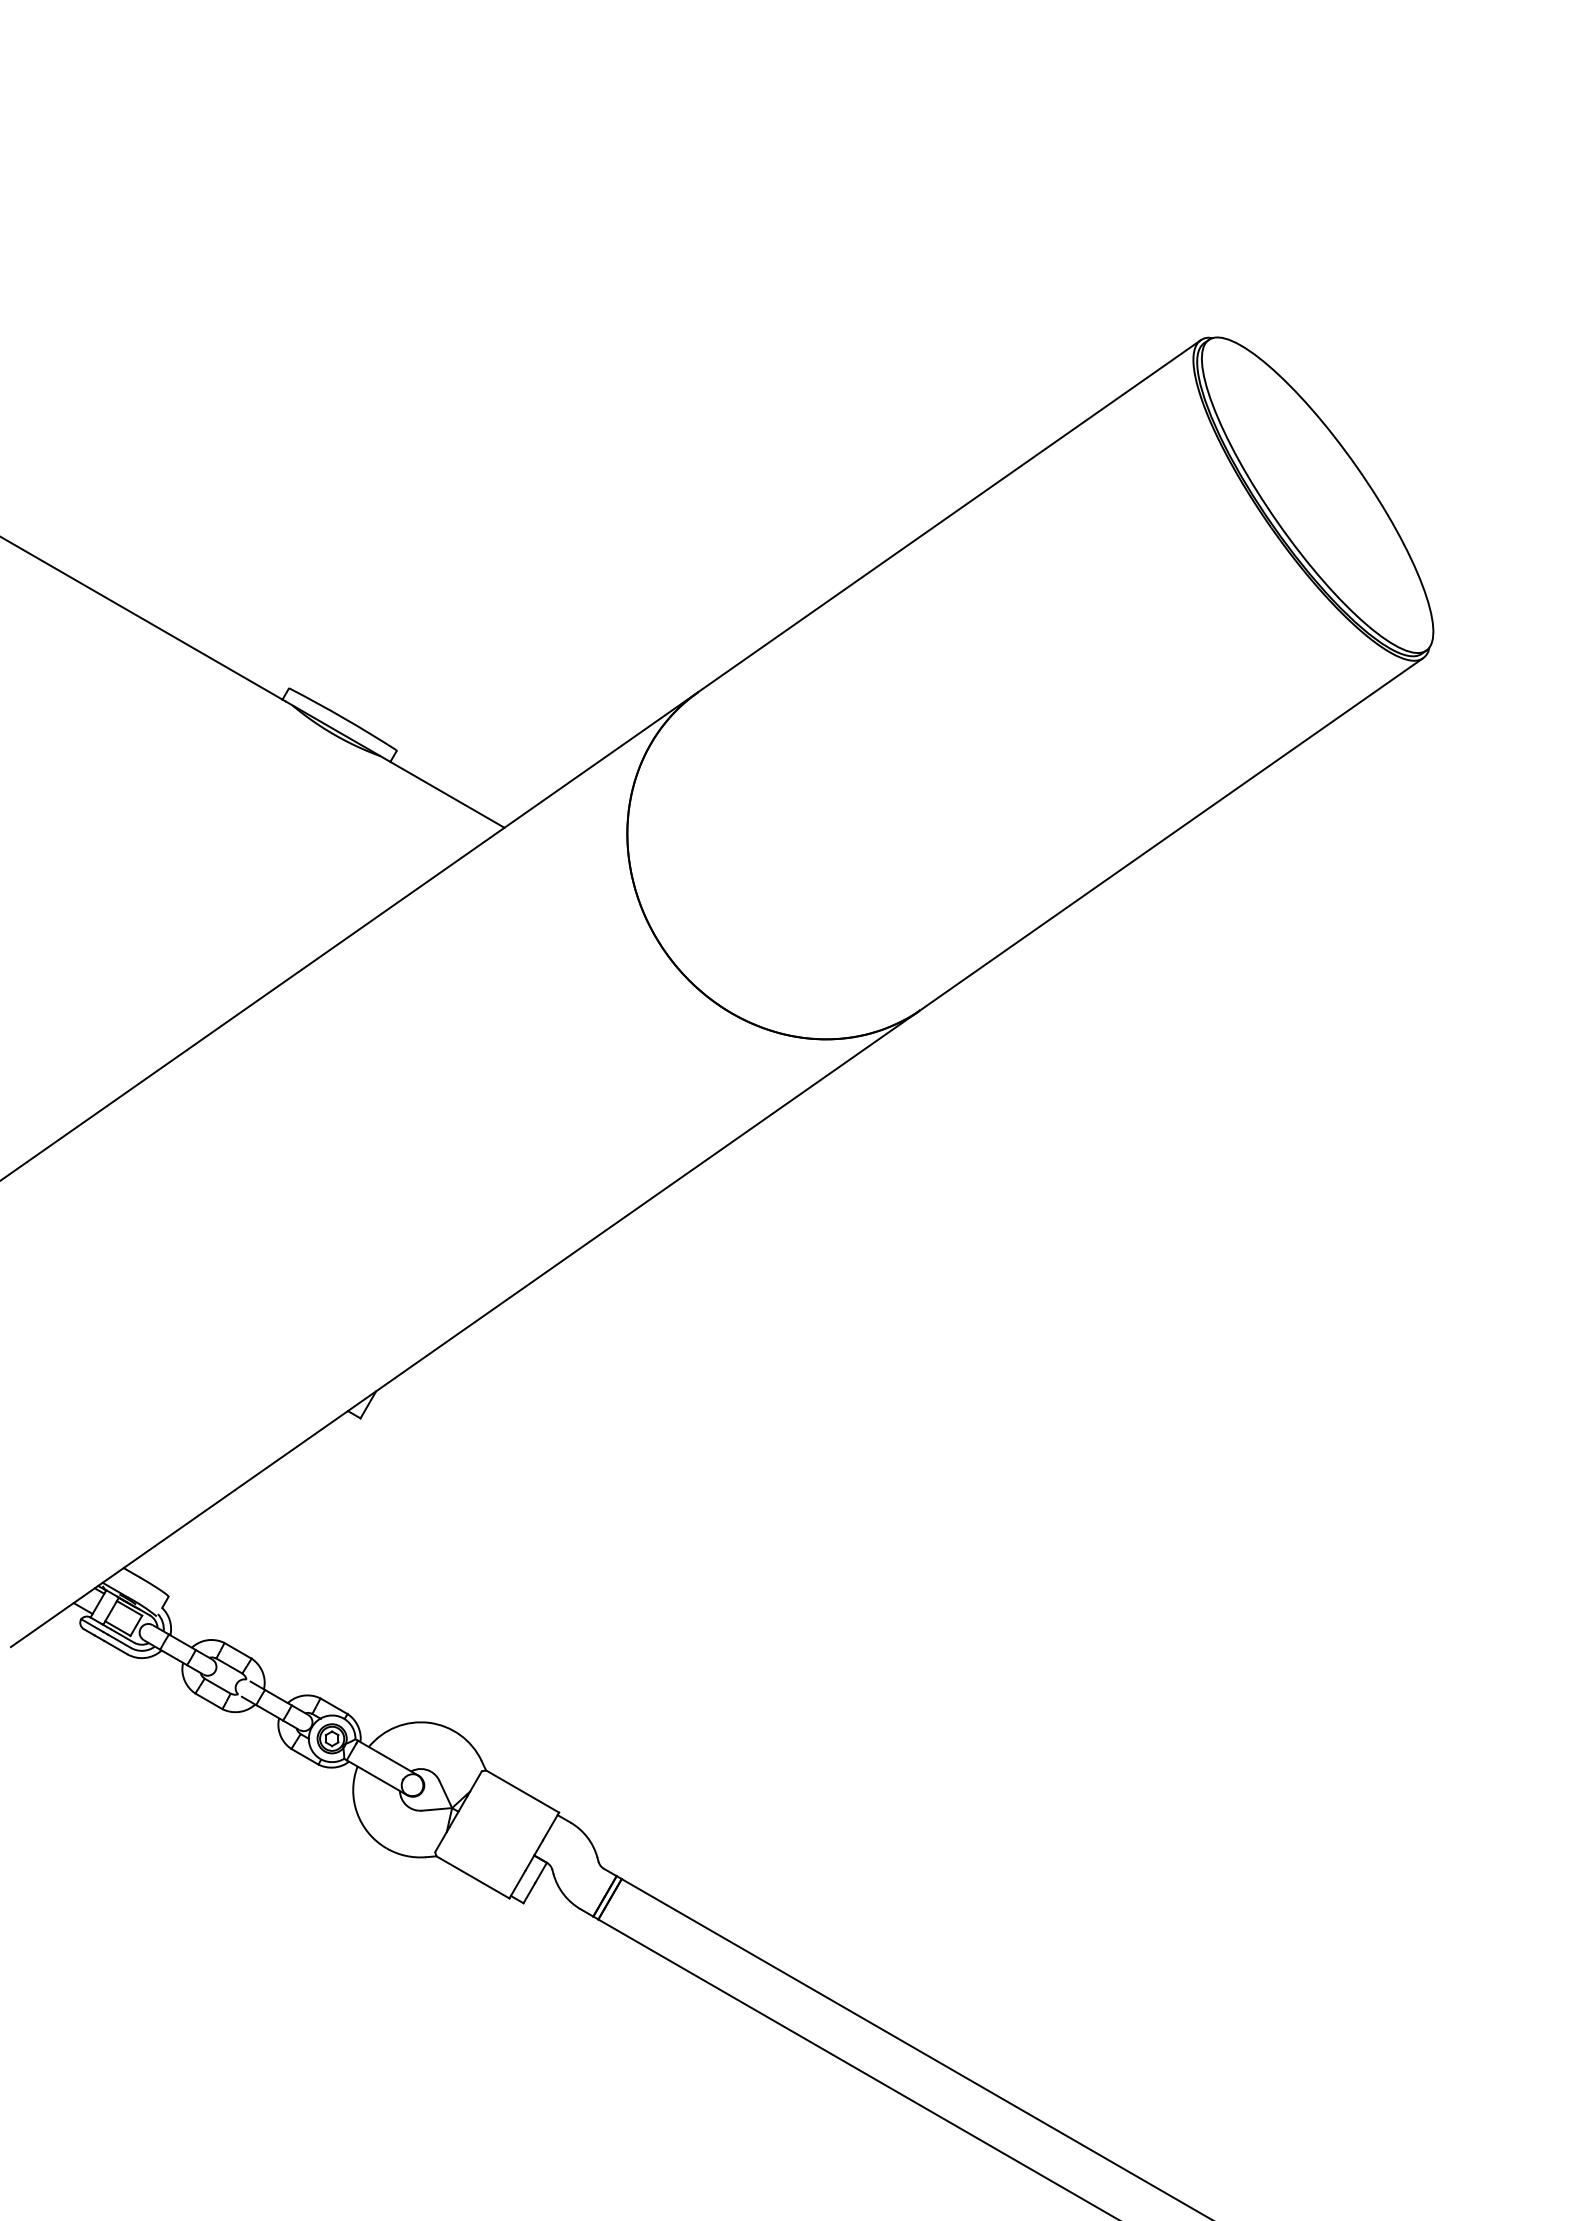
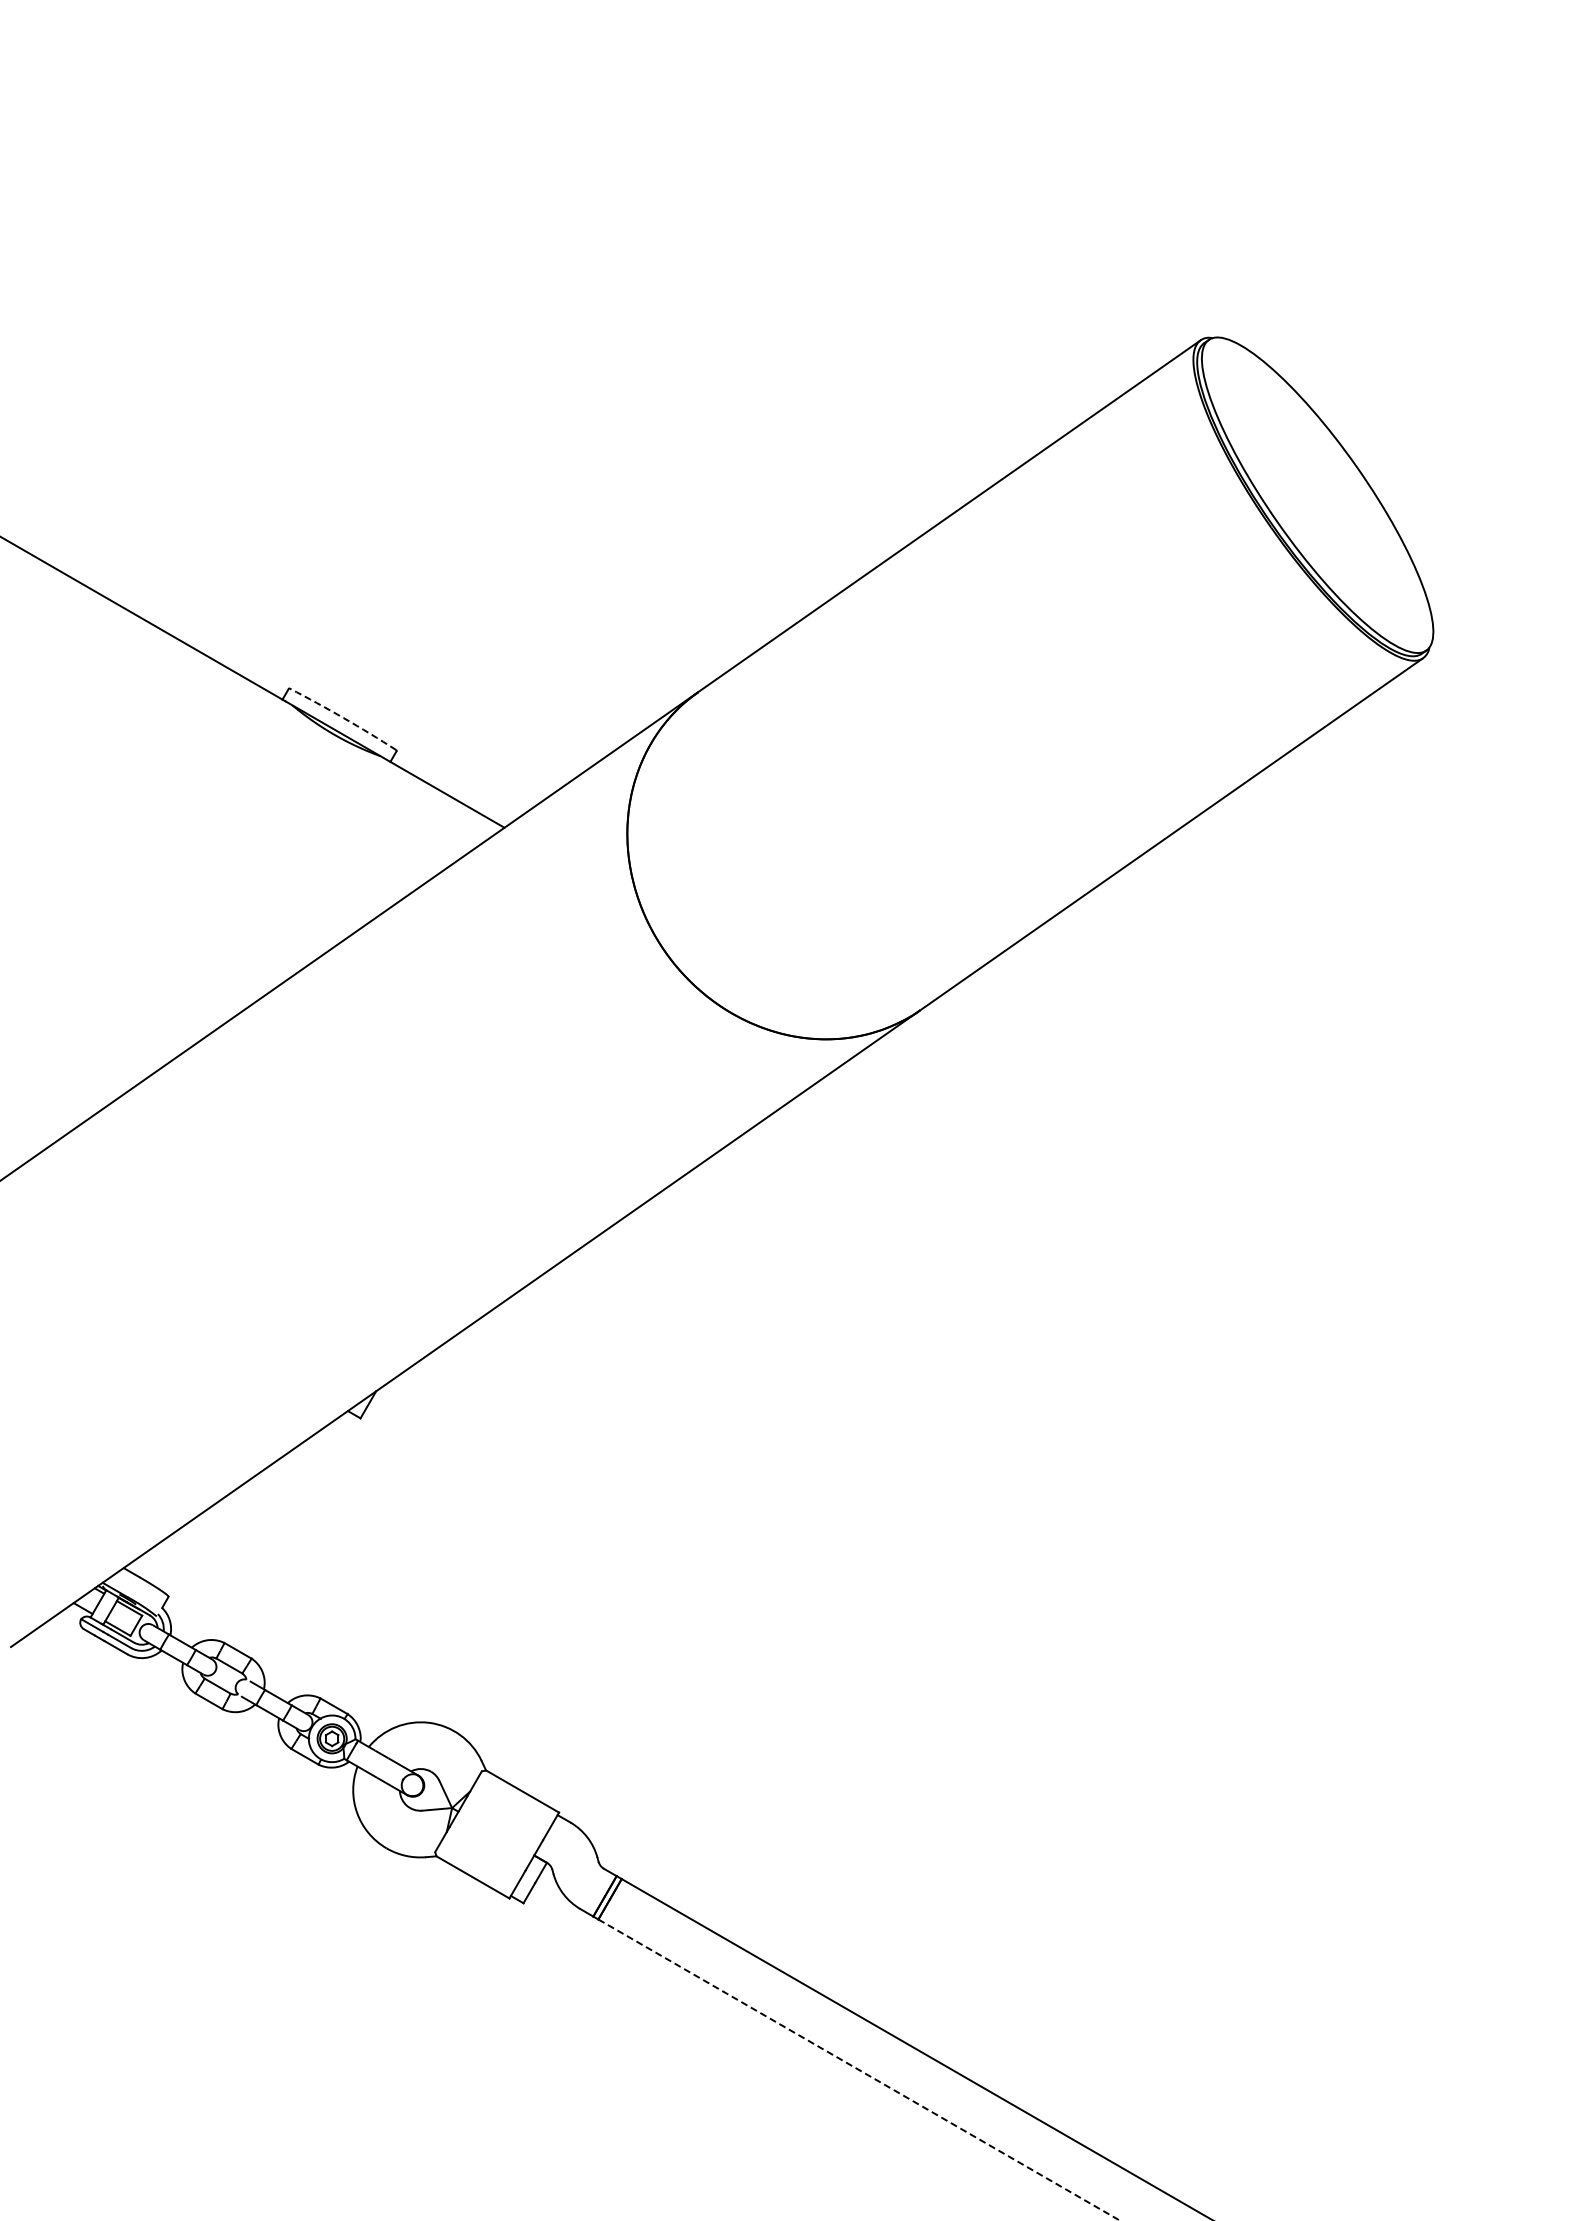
arc: solid -> dashed (343, 718)
line: solid -> dashed (859, 2070)
